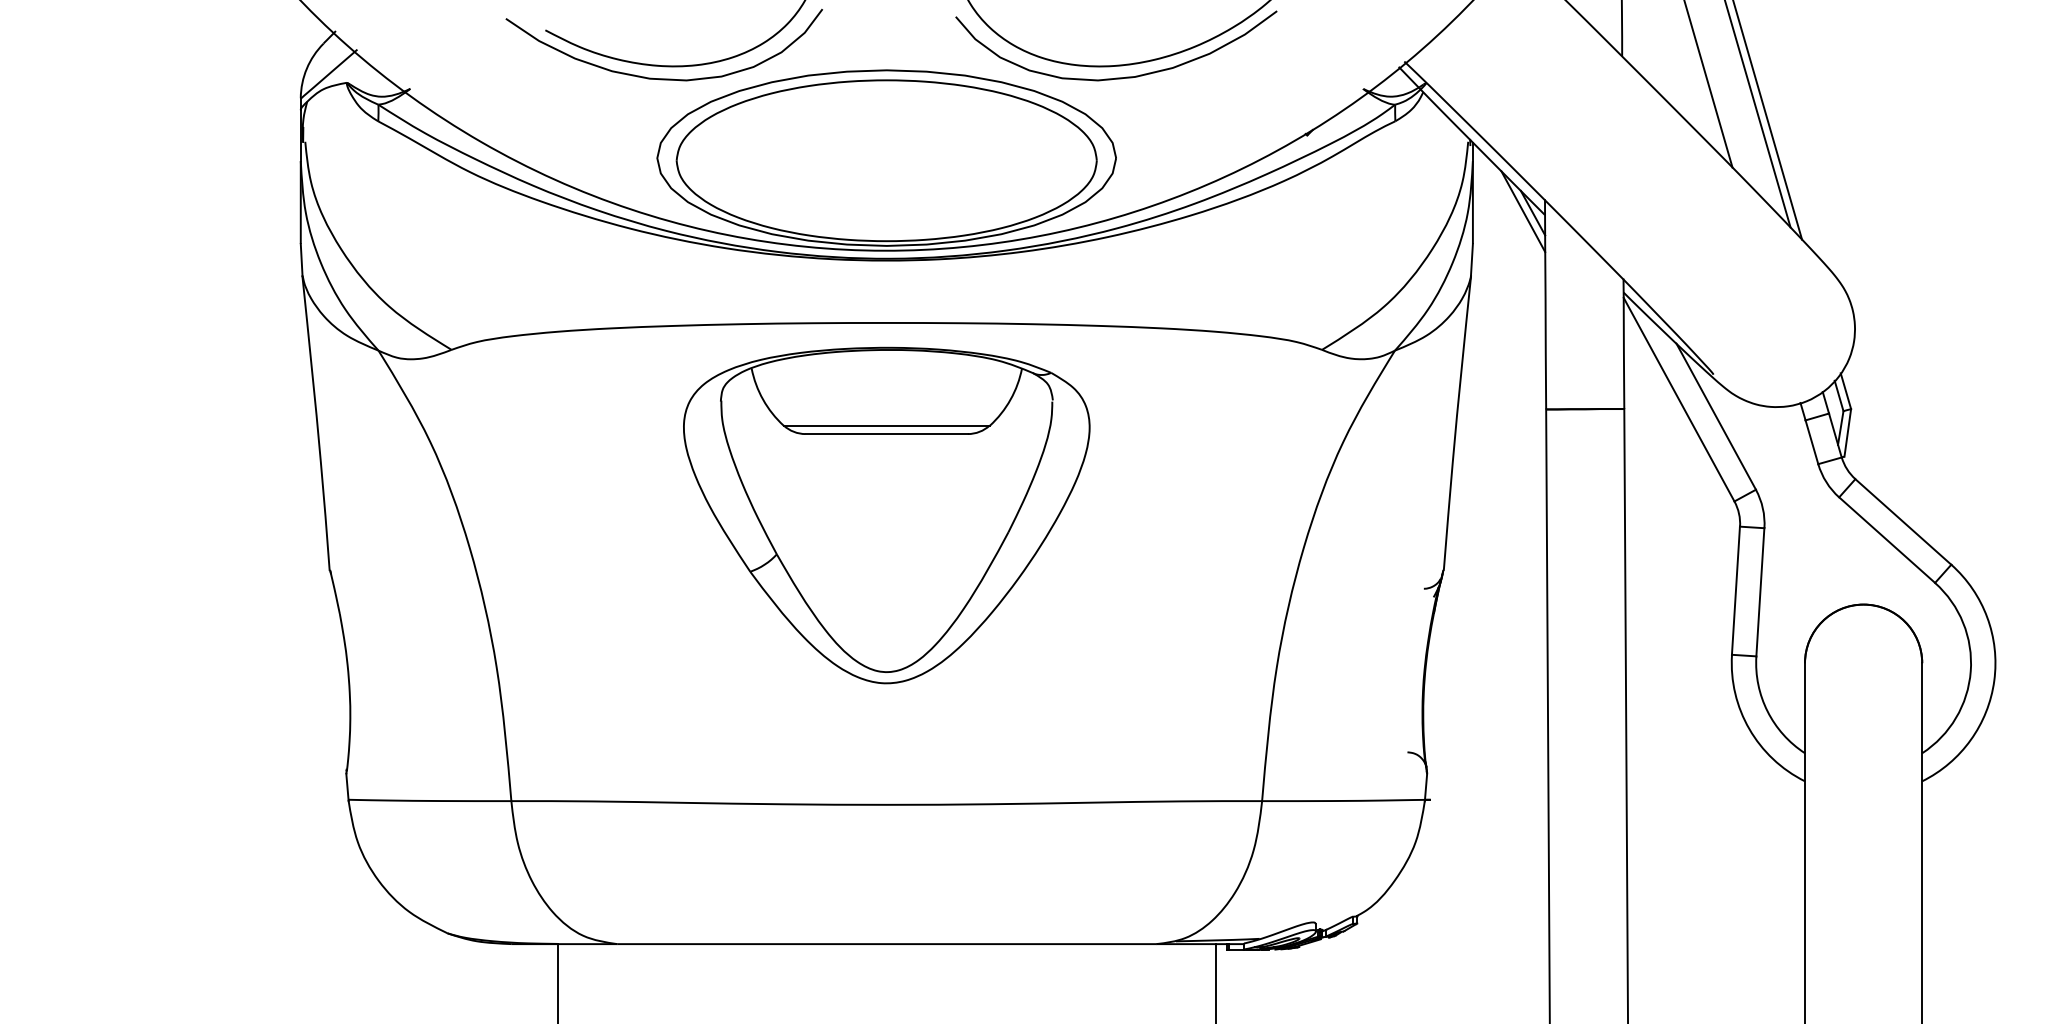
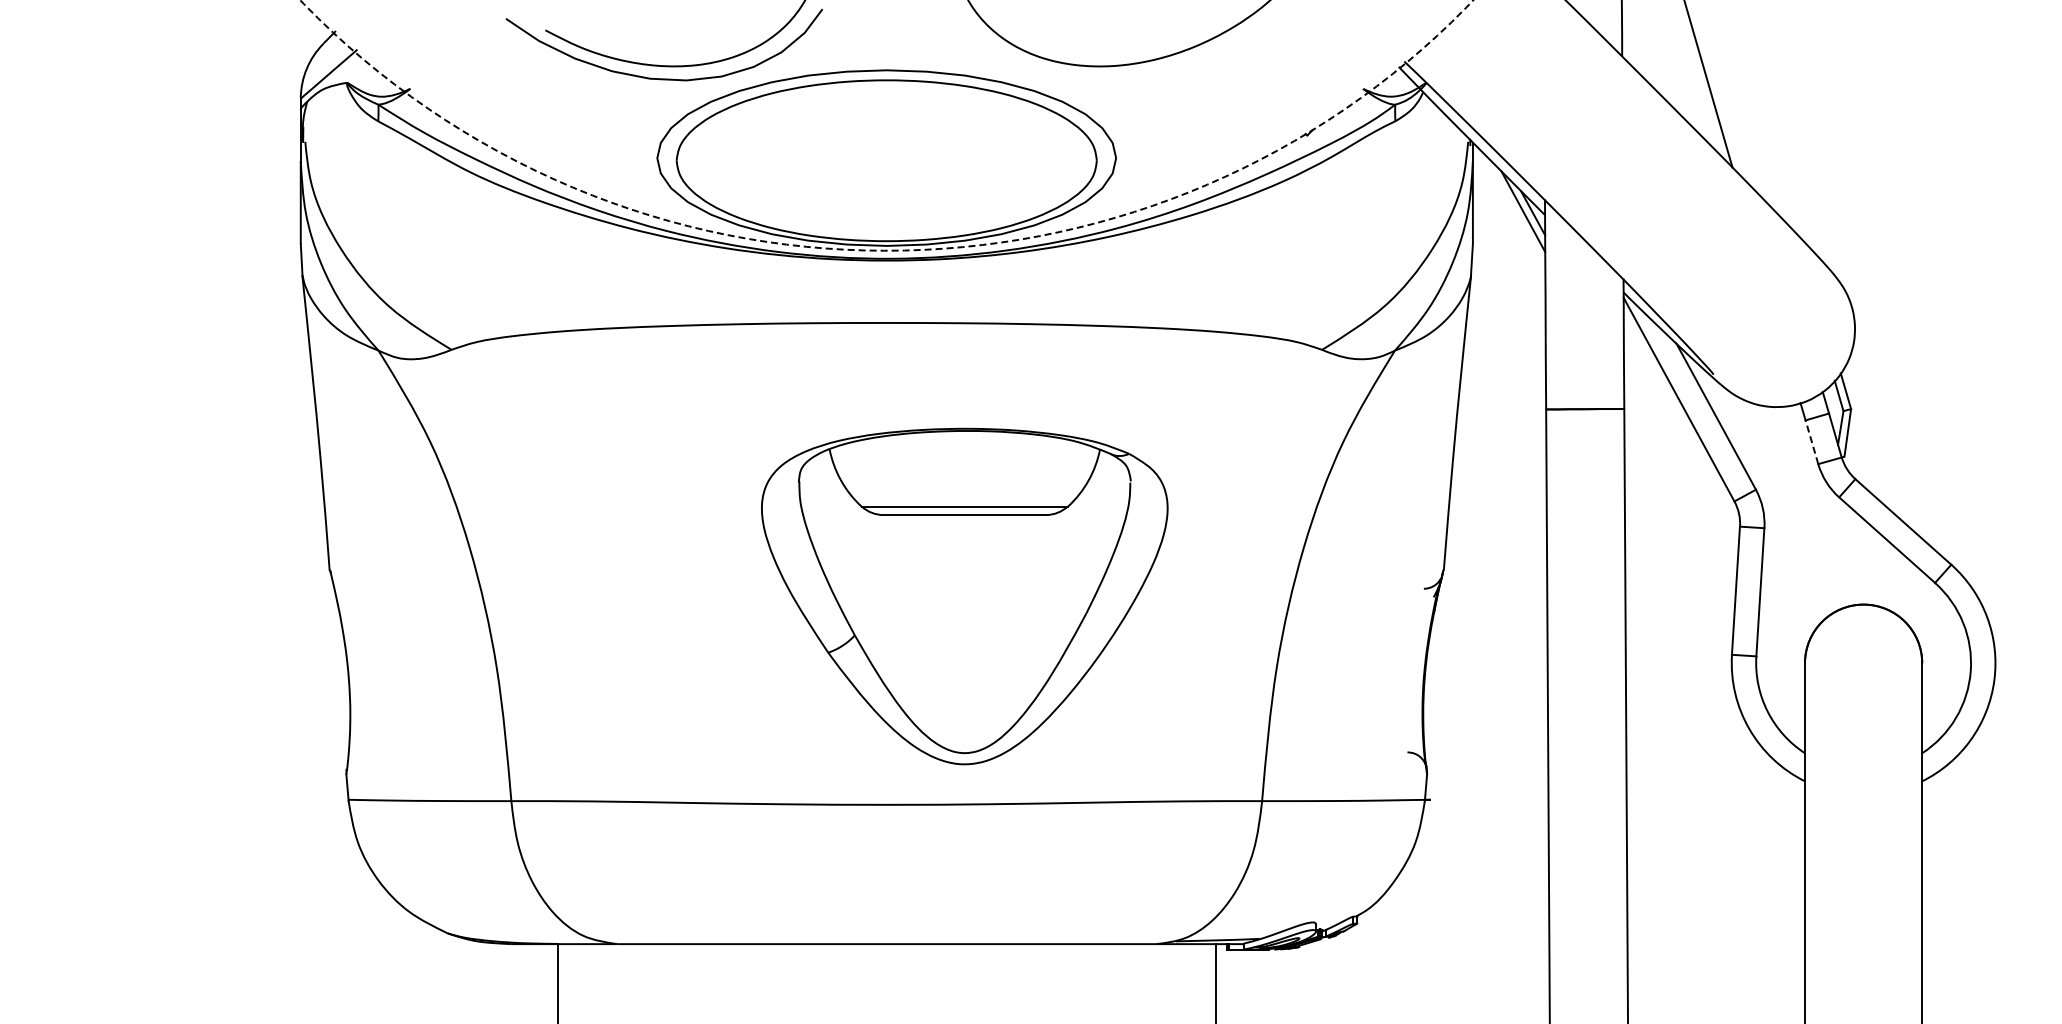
curve: present -> none (1116, 77)
line: present -> none (1757, 114)
line: present -> none (1767, 120)
arc: solid -> dashed (887, 250)
line: solid -> dashed (1811, 442)
part position: (886, 515) -> (964, 596) (964, 596)
